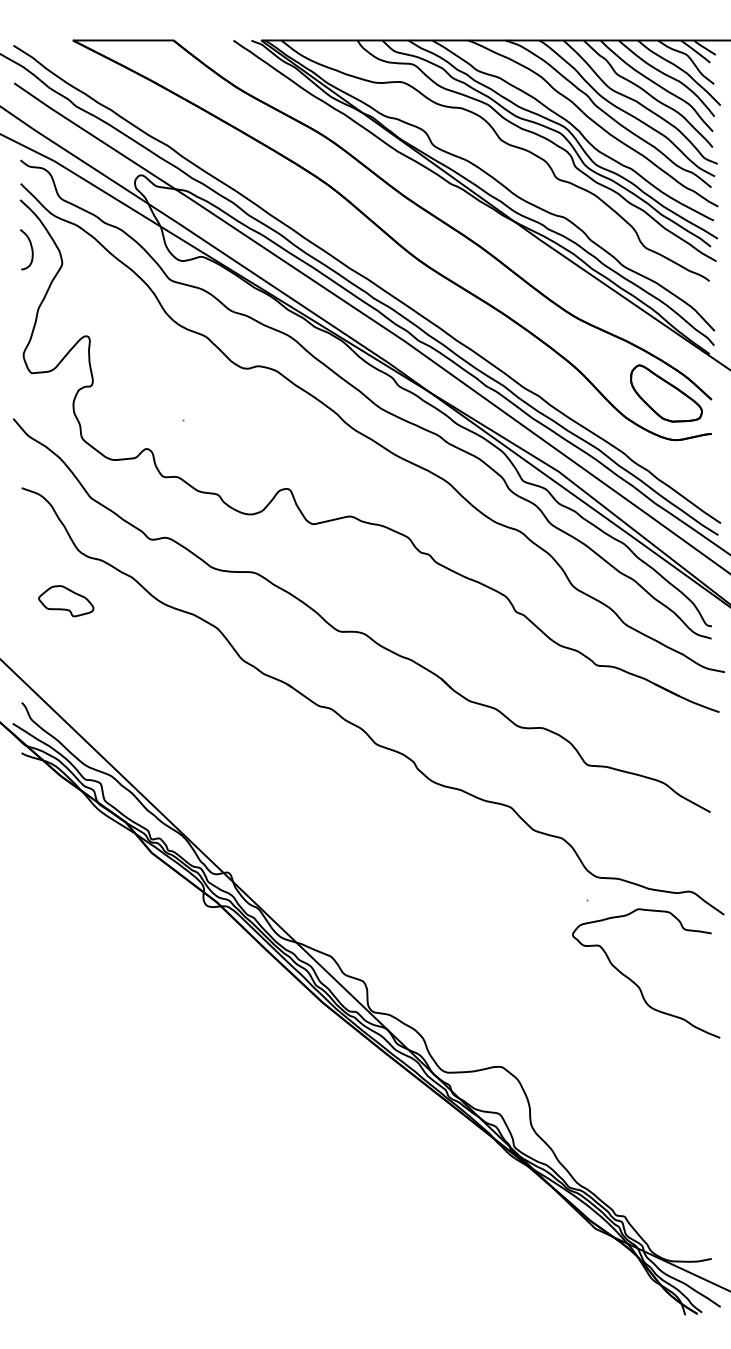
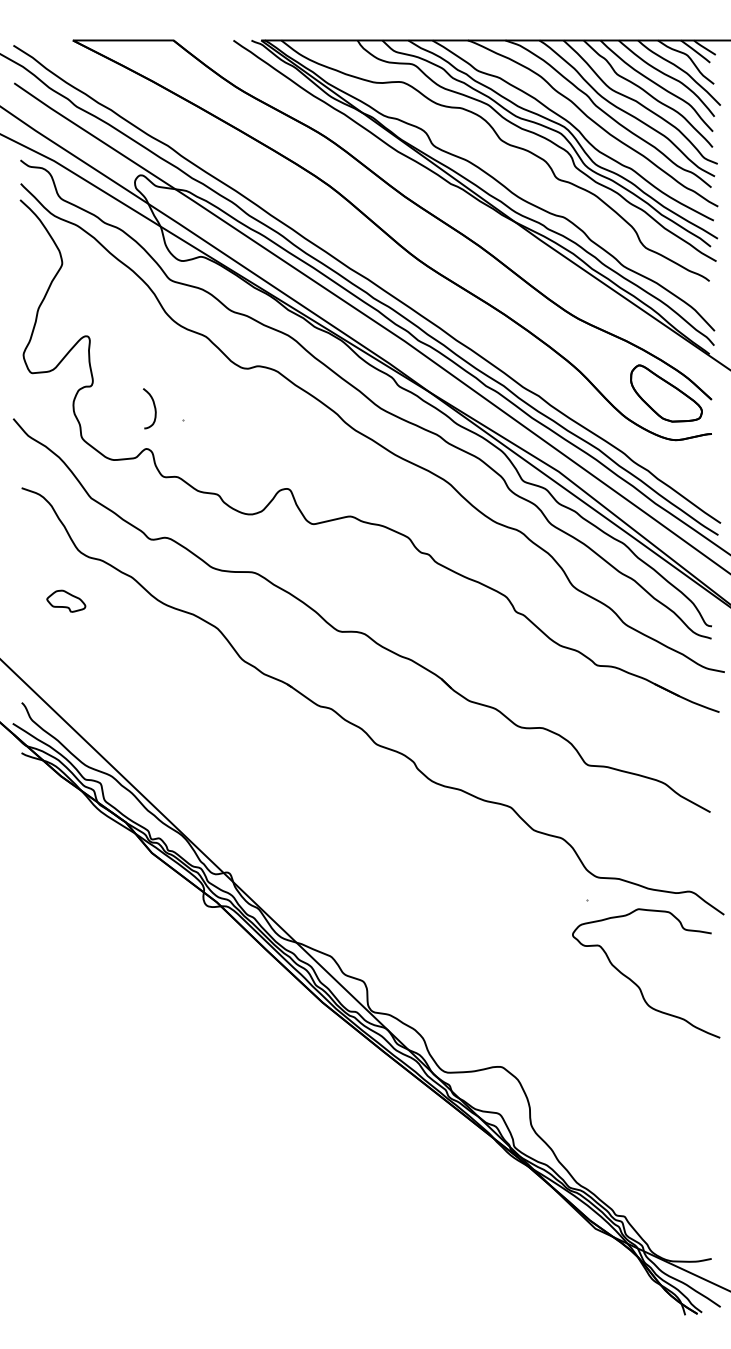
curve position: (30, 246) -> (153, 405) (153, 405)
part size: 57x33 px -> 41x24 px (66, 600)
